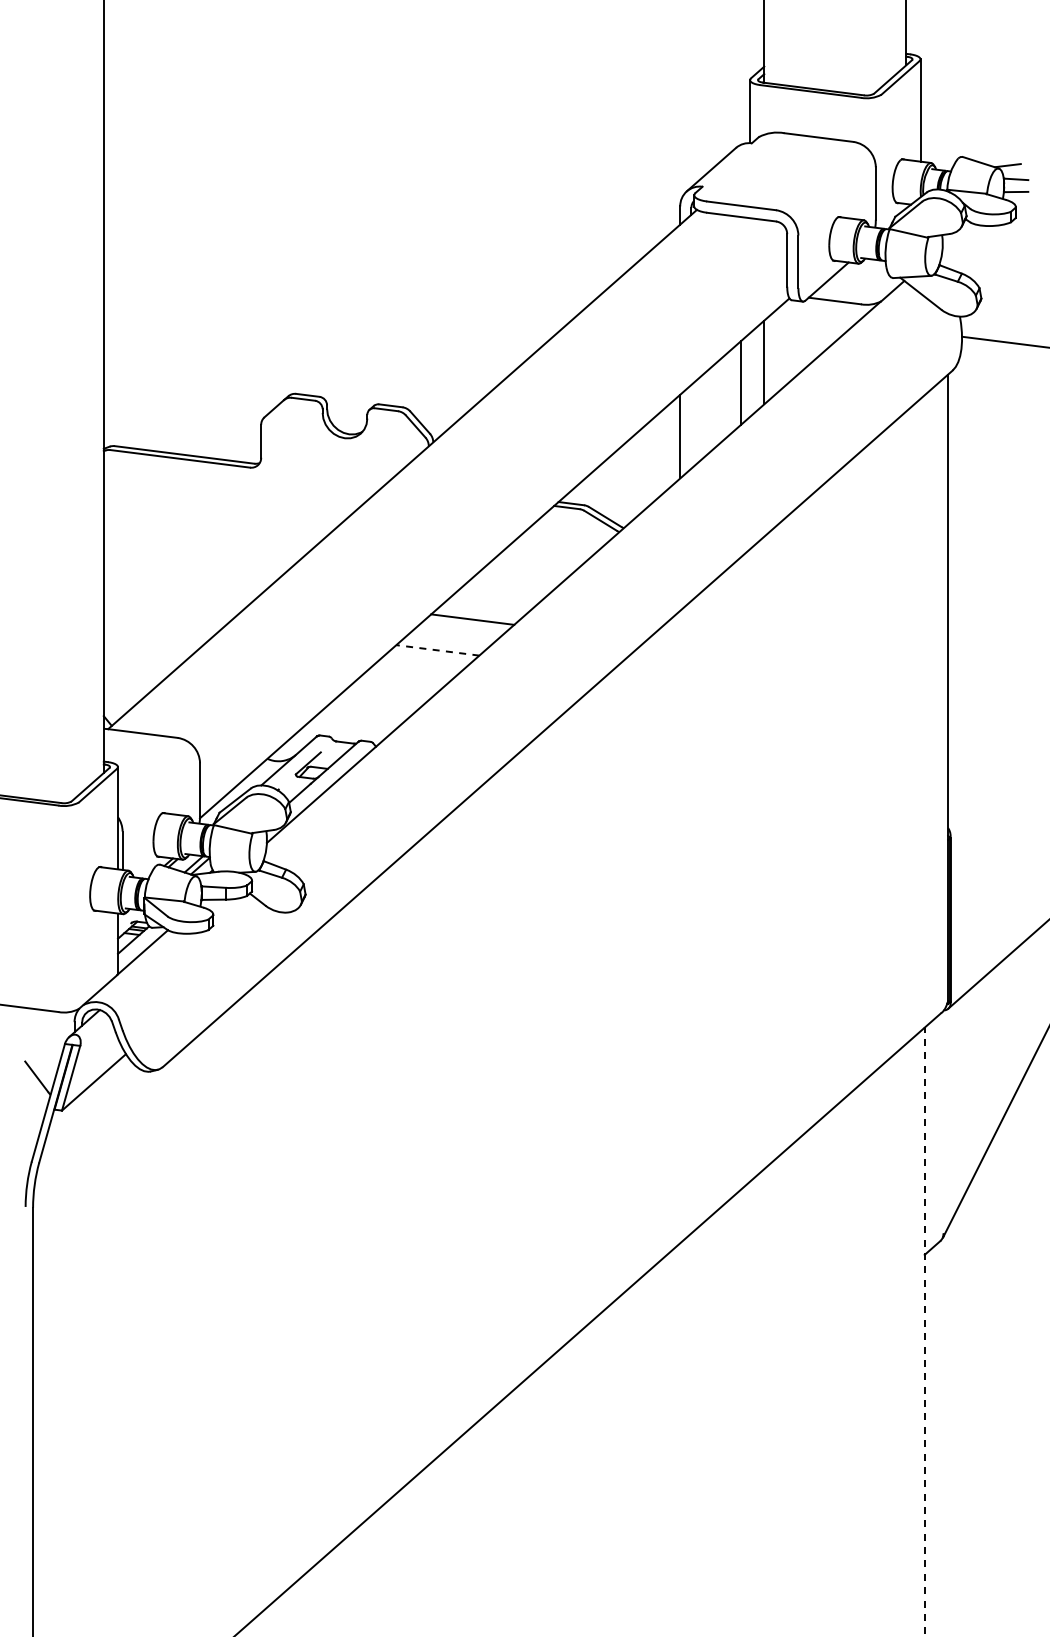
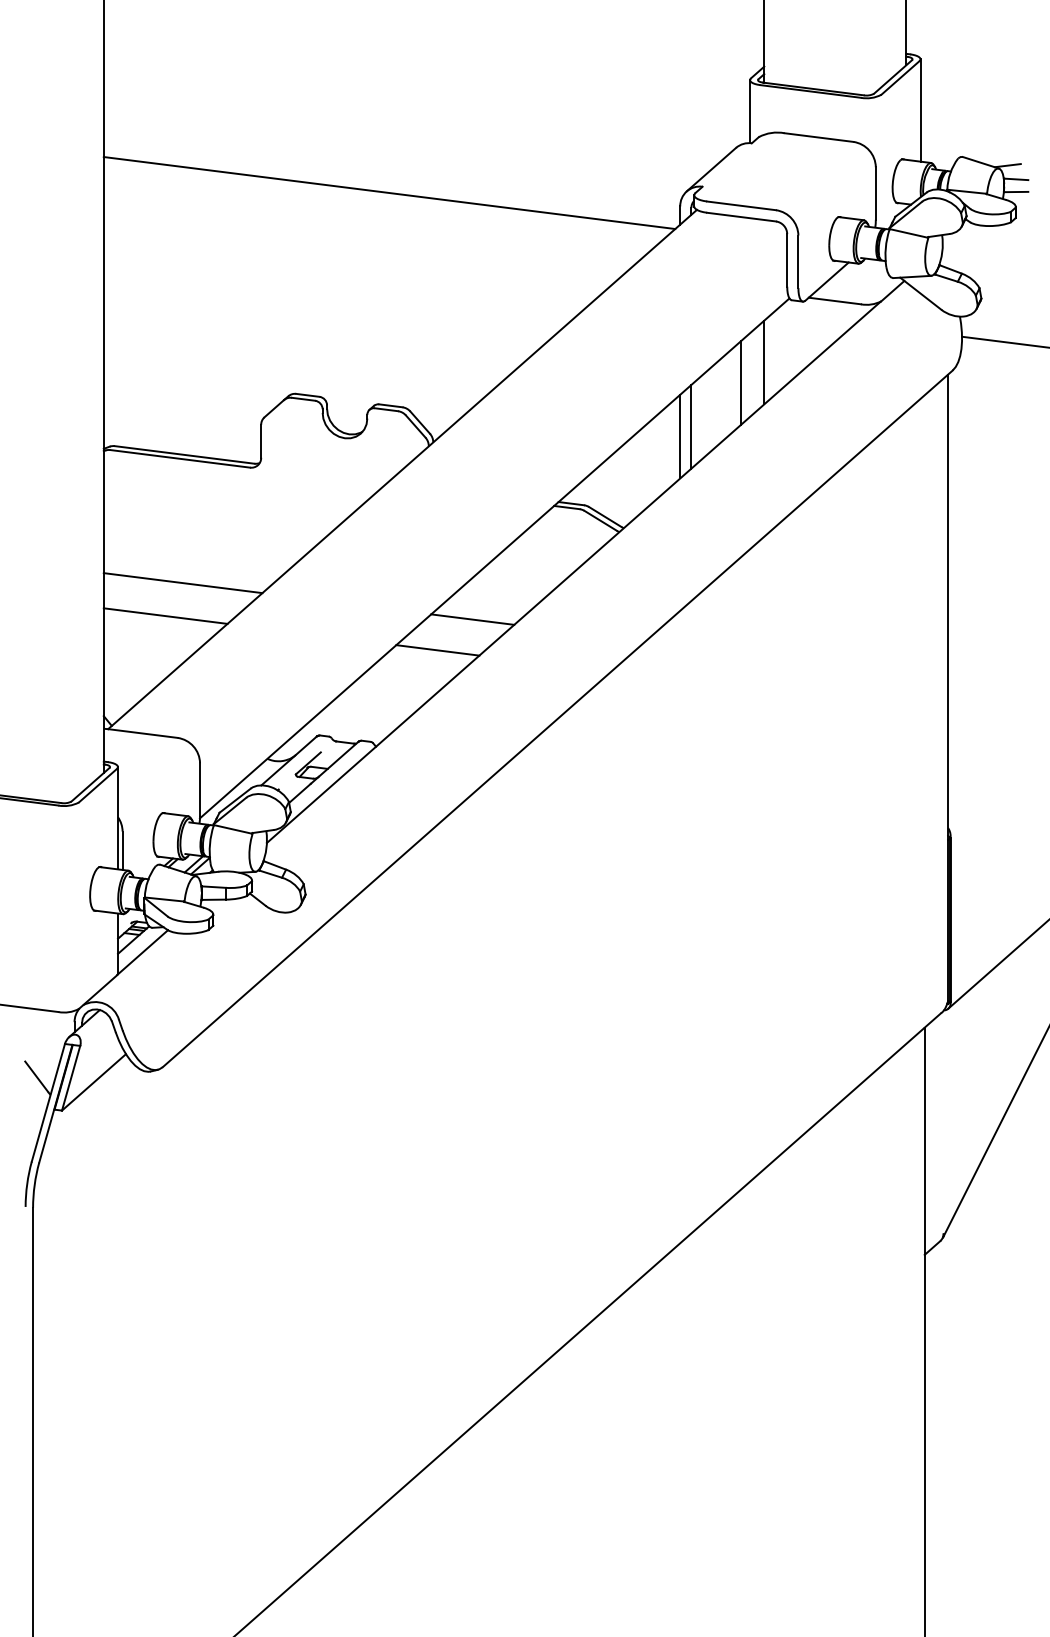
line: none -> present (389, 193)
line: none -> present (691, 426)
line: none -> present (182, 583)
line: none -> present (165, 615)
line: dashed -> solid (437, 650)
line: dashed -> solid (924, 1331)
